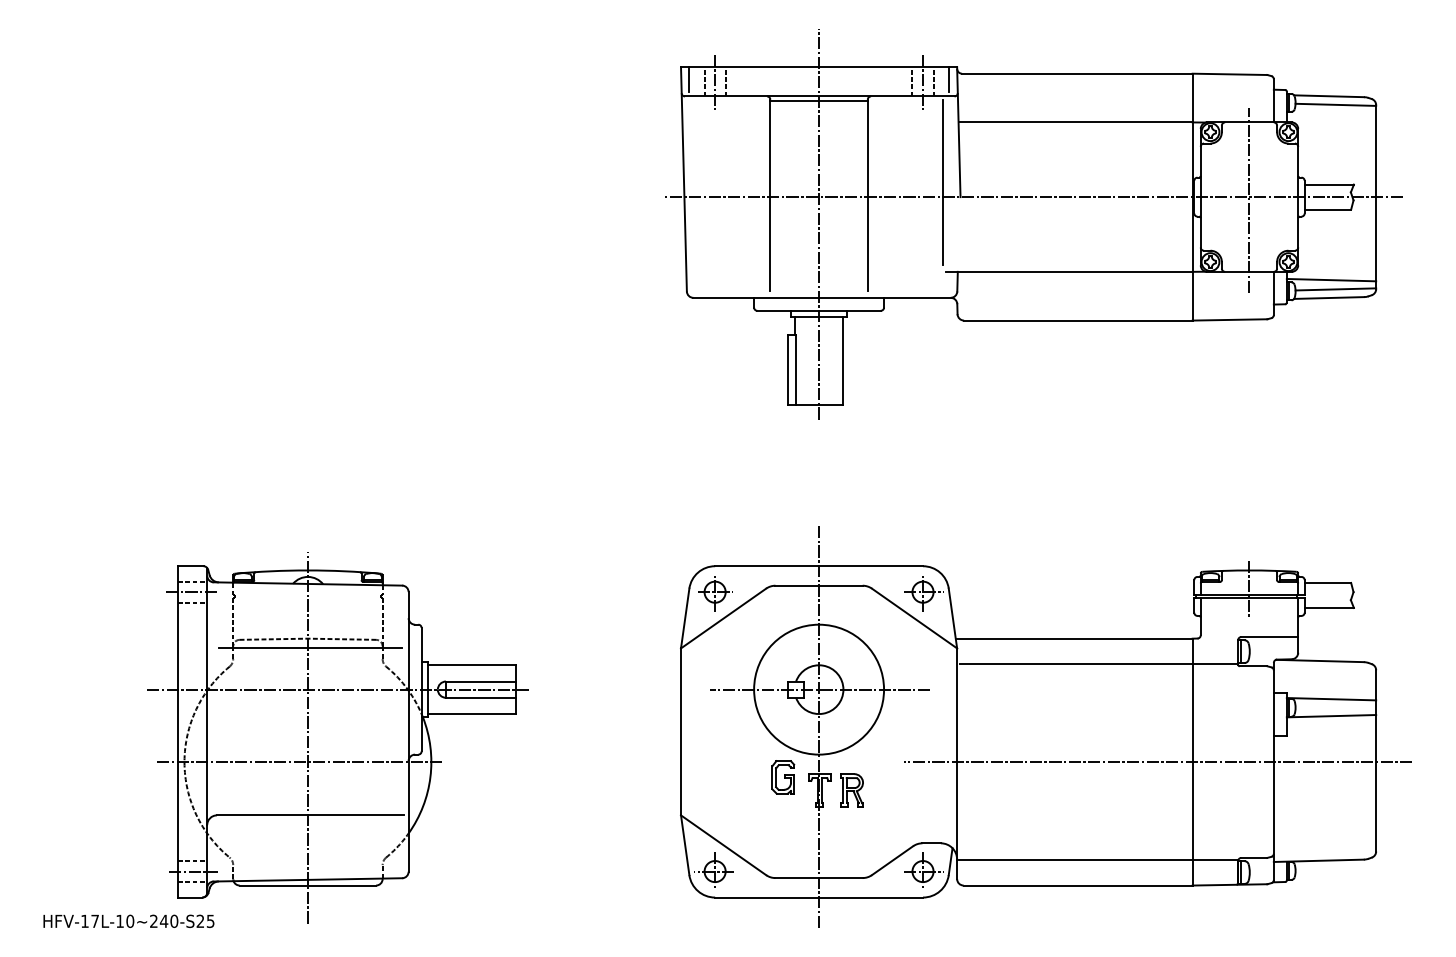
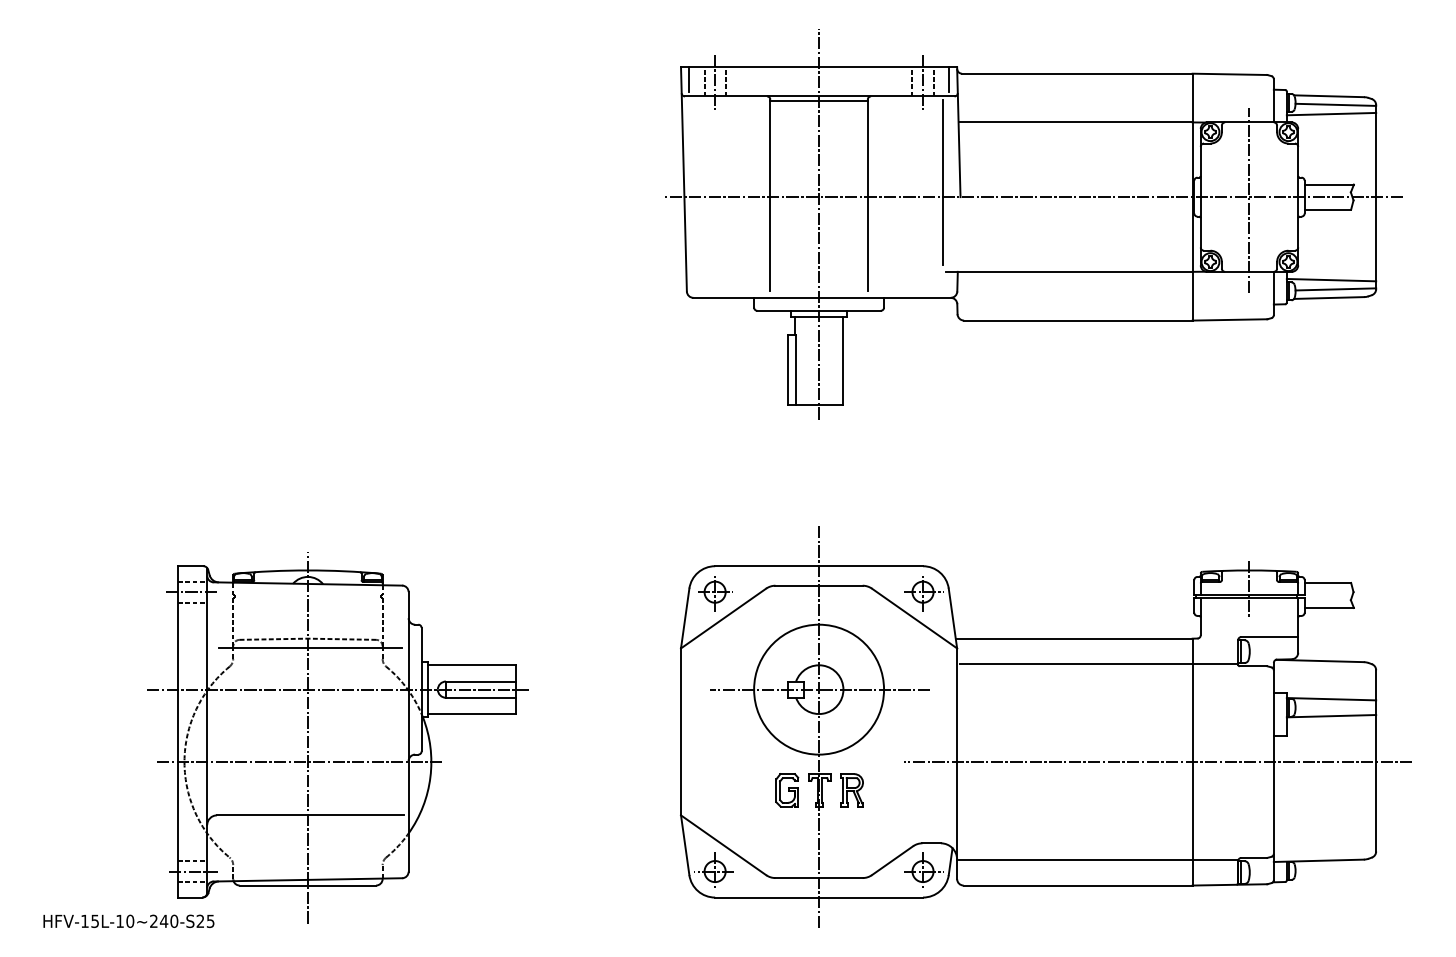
line: none -> present (1331, 113)
part position: (783, 777) -> (787, 790) (787, 790)
text: HFV-17L-10~240-S25 -> HFV-15L-10~240-S25 (94, 921)
